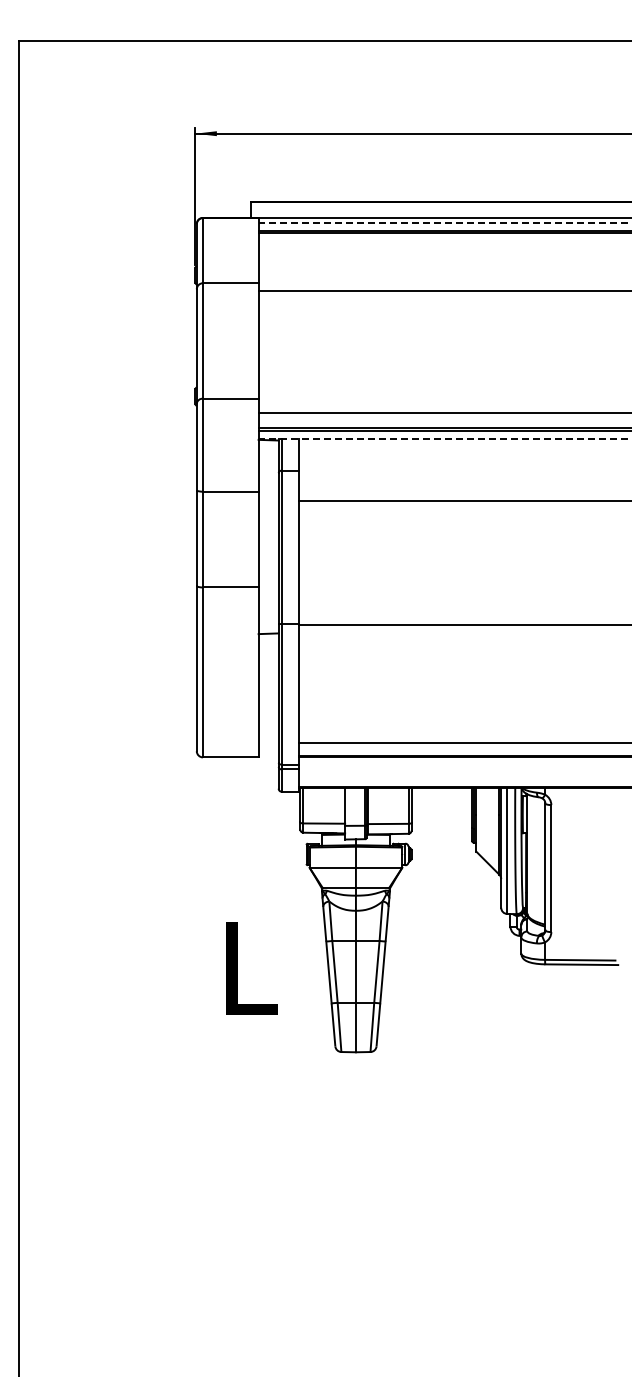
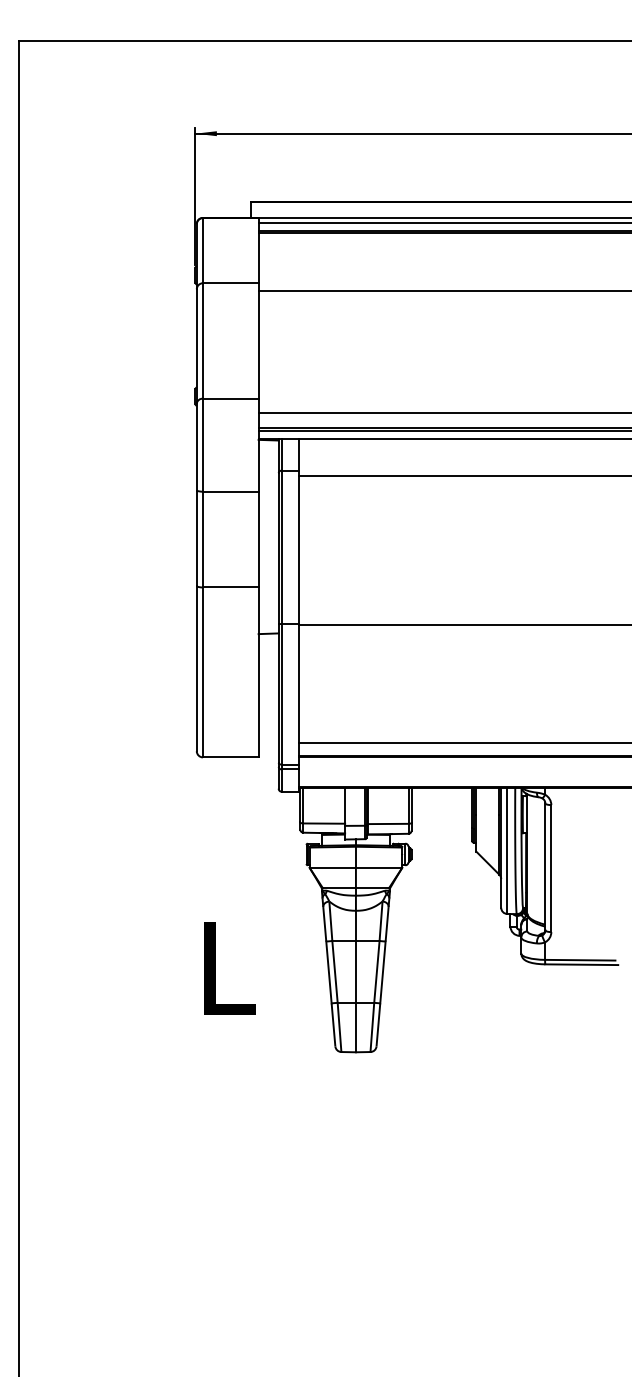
line: dashed -> solid (444, 222)
line: dashed -> solid (444, 438)
line position: (463, 500) -> (463, 475) (463, 475)
text position: (251, 968) -> (229, 968) (229, 968)
